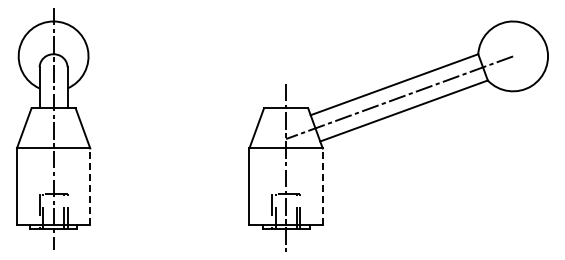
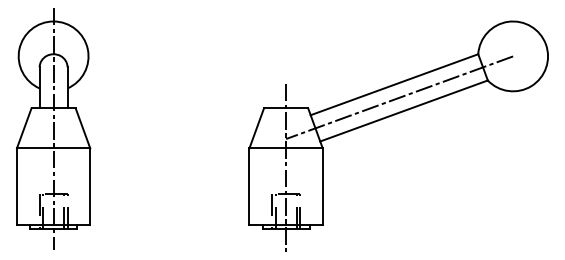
line: dashed -> solid (90, 186)
line: dashed -> solid (322, 186)
